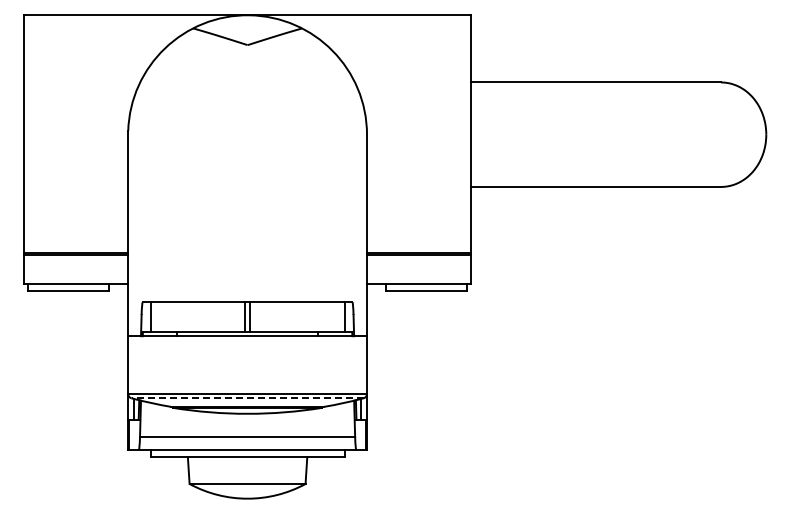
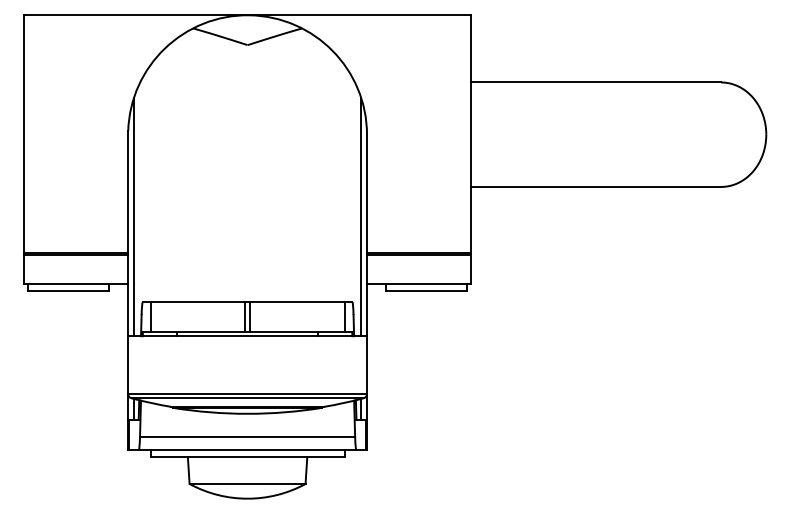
line: none -> present (134, 216)
line: none -> present (361, 216)
line: dashed -> solid (247, 398)
